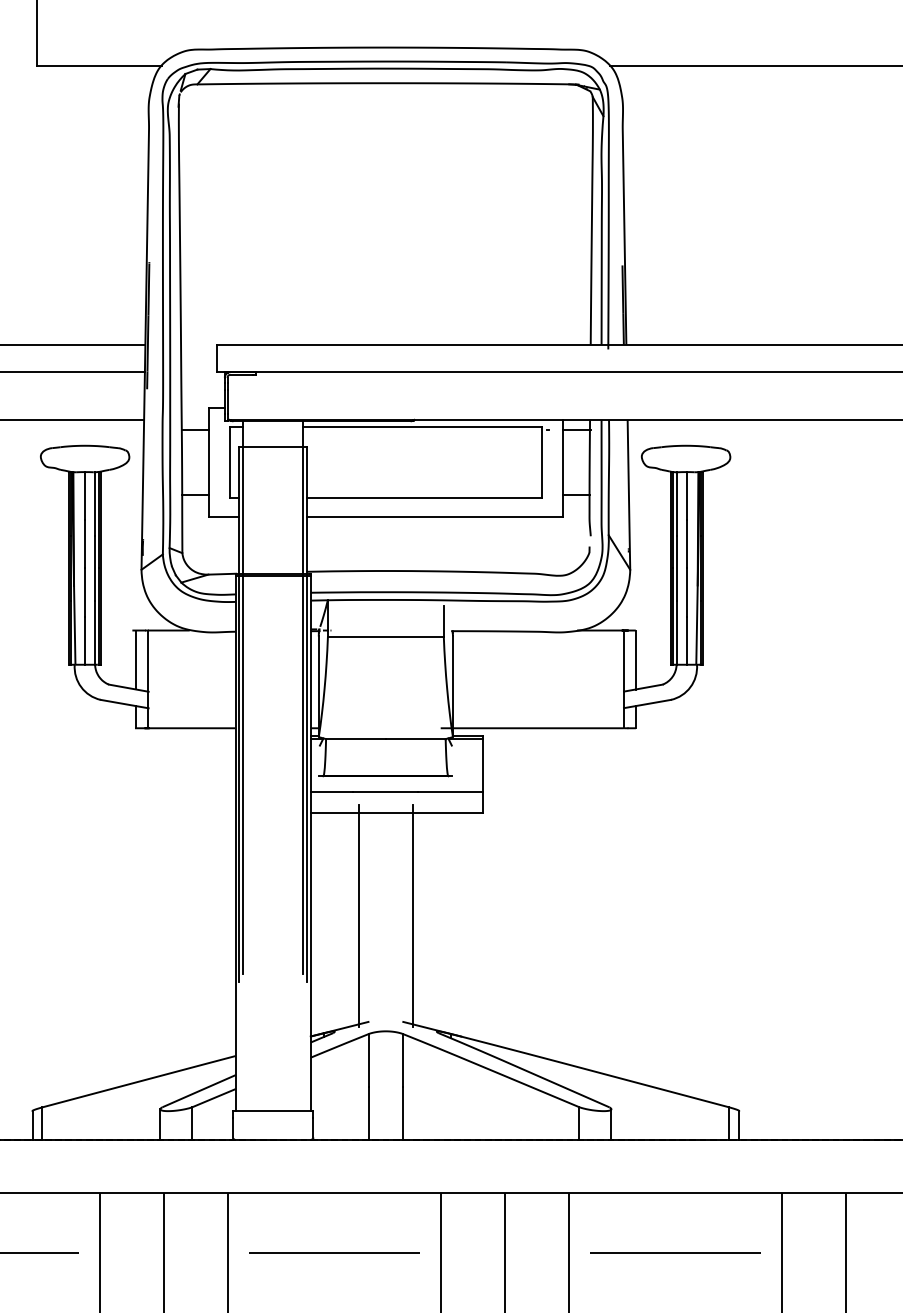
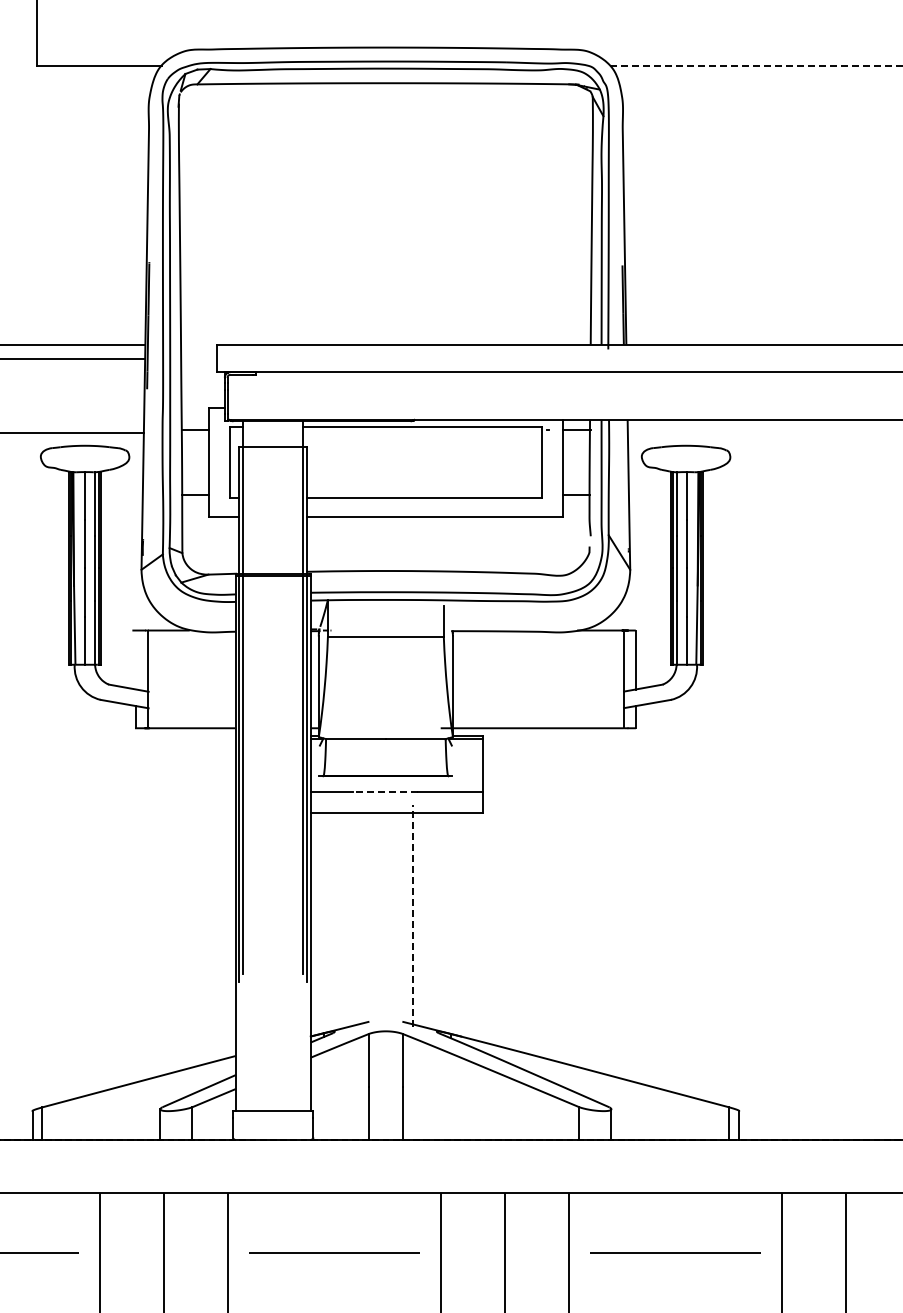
line: solid -> dashed (756, 65)
line position: (73, 371) -> (73, 358) (73, 358)
line position: (73, 420) -> (73, 433) (73, 433)
line: present -> none (135, 659)
line: solid -> dashed (385, 791)
line: present -> none (359, 915)
line: solid -> dashed (412, 915)
